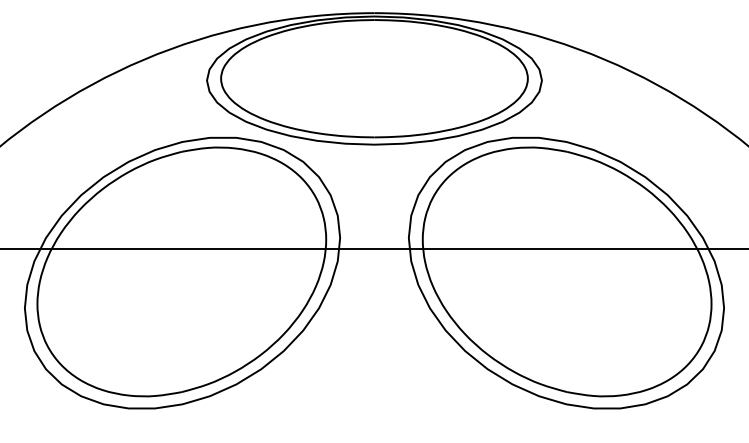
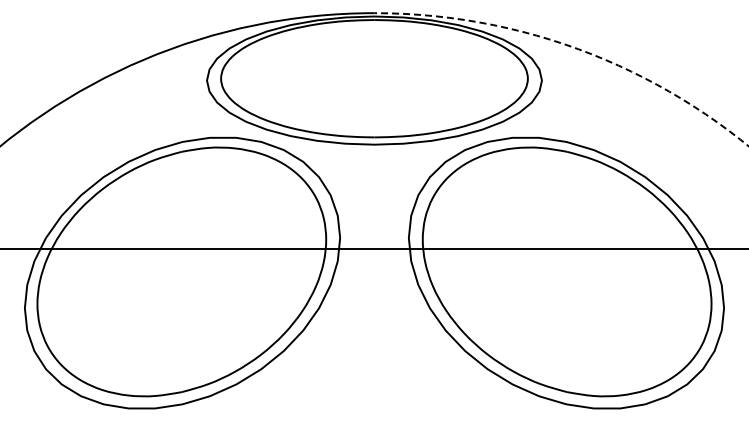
arc: solid -> dashed (572, 47)
